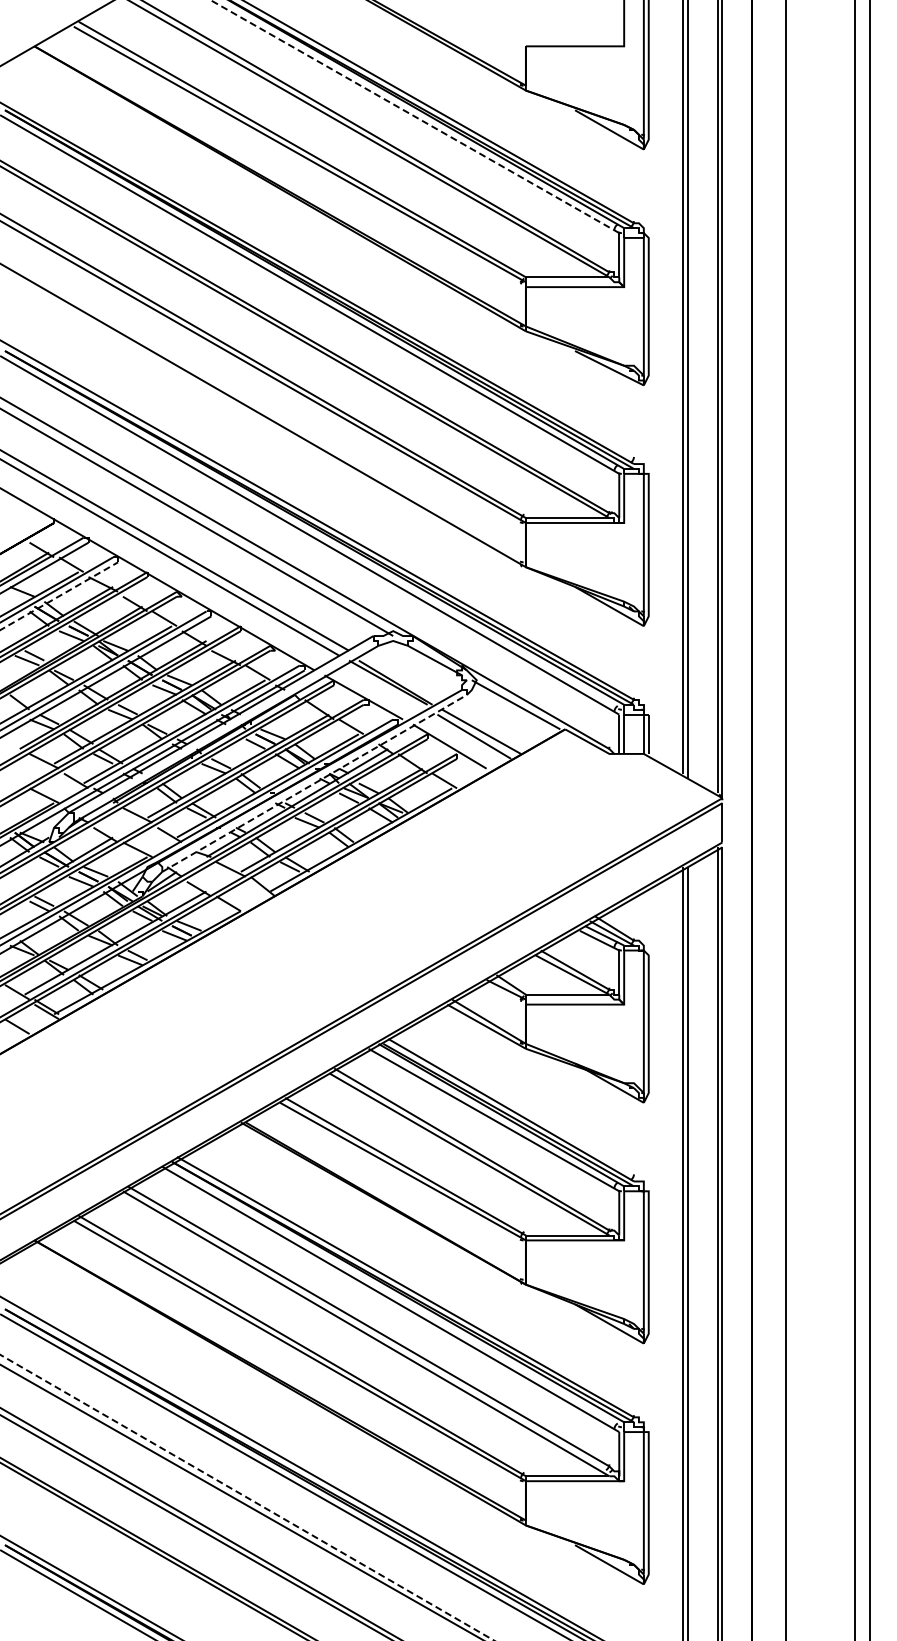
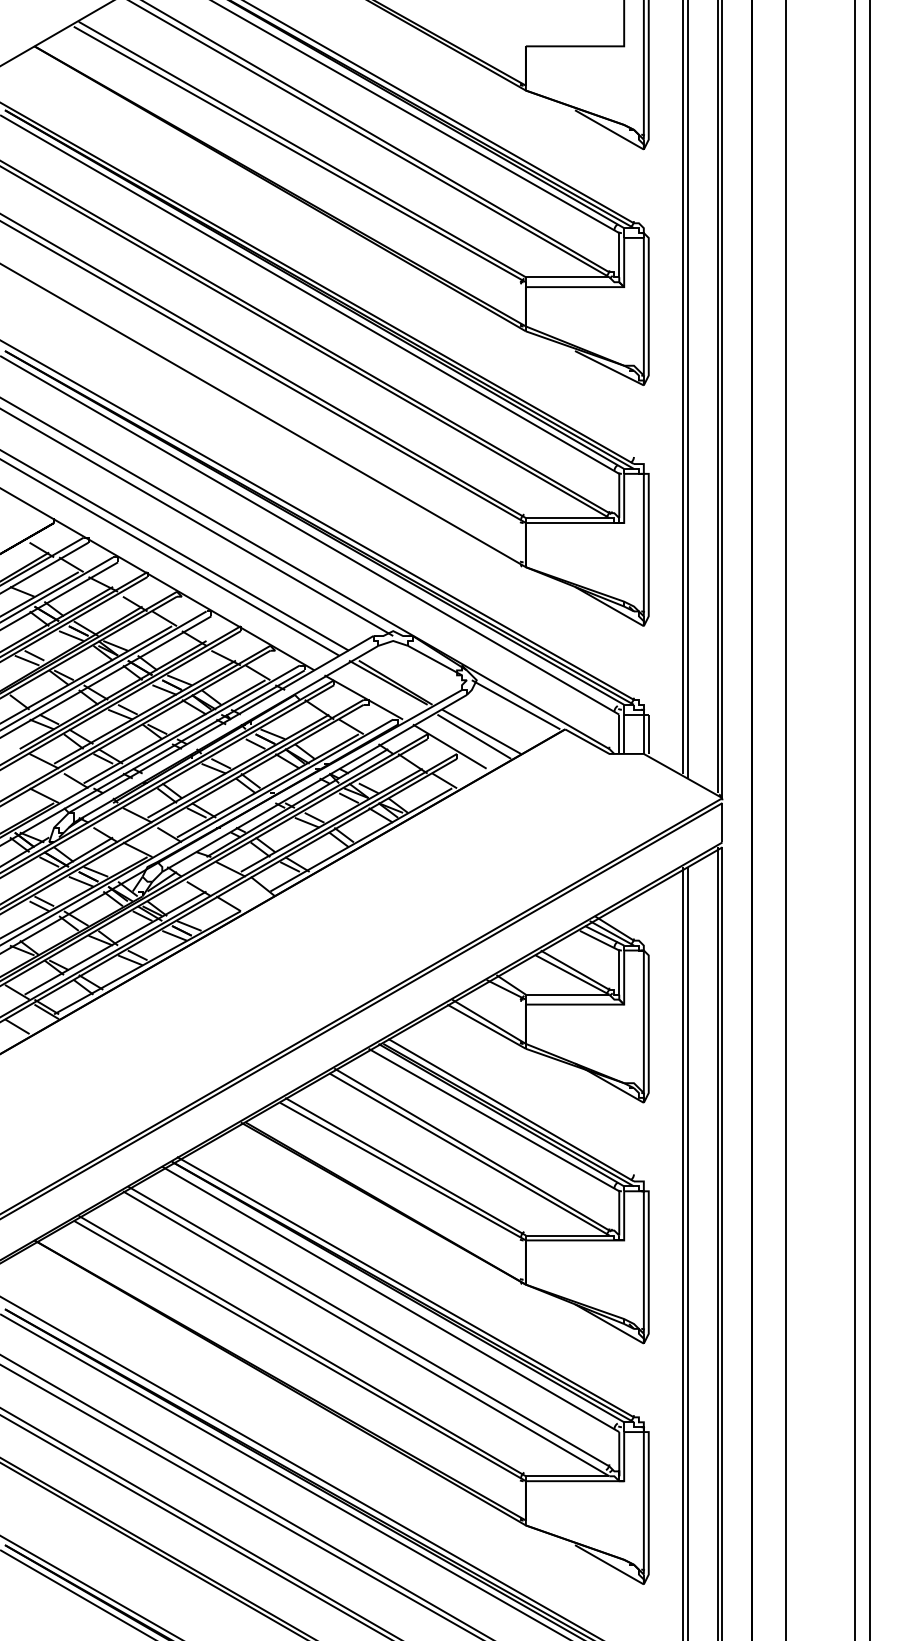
line: dashed -> solid (415, 116)
line: dashed -> solid (59, 596)
line: dashed -> solid (315, 783)
line: dashed -> solid (247, 1497)
